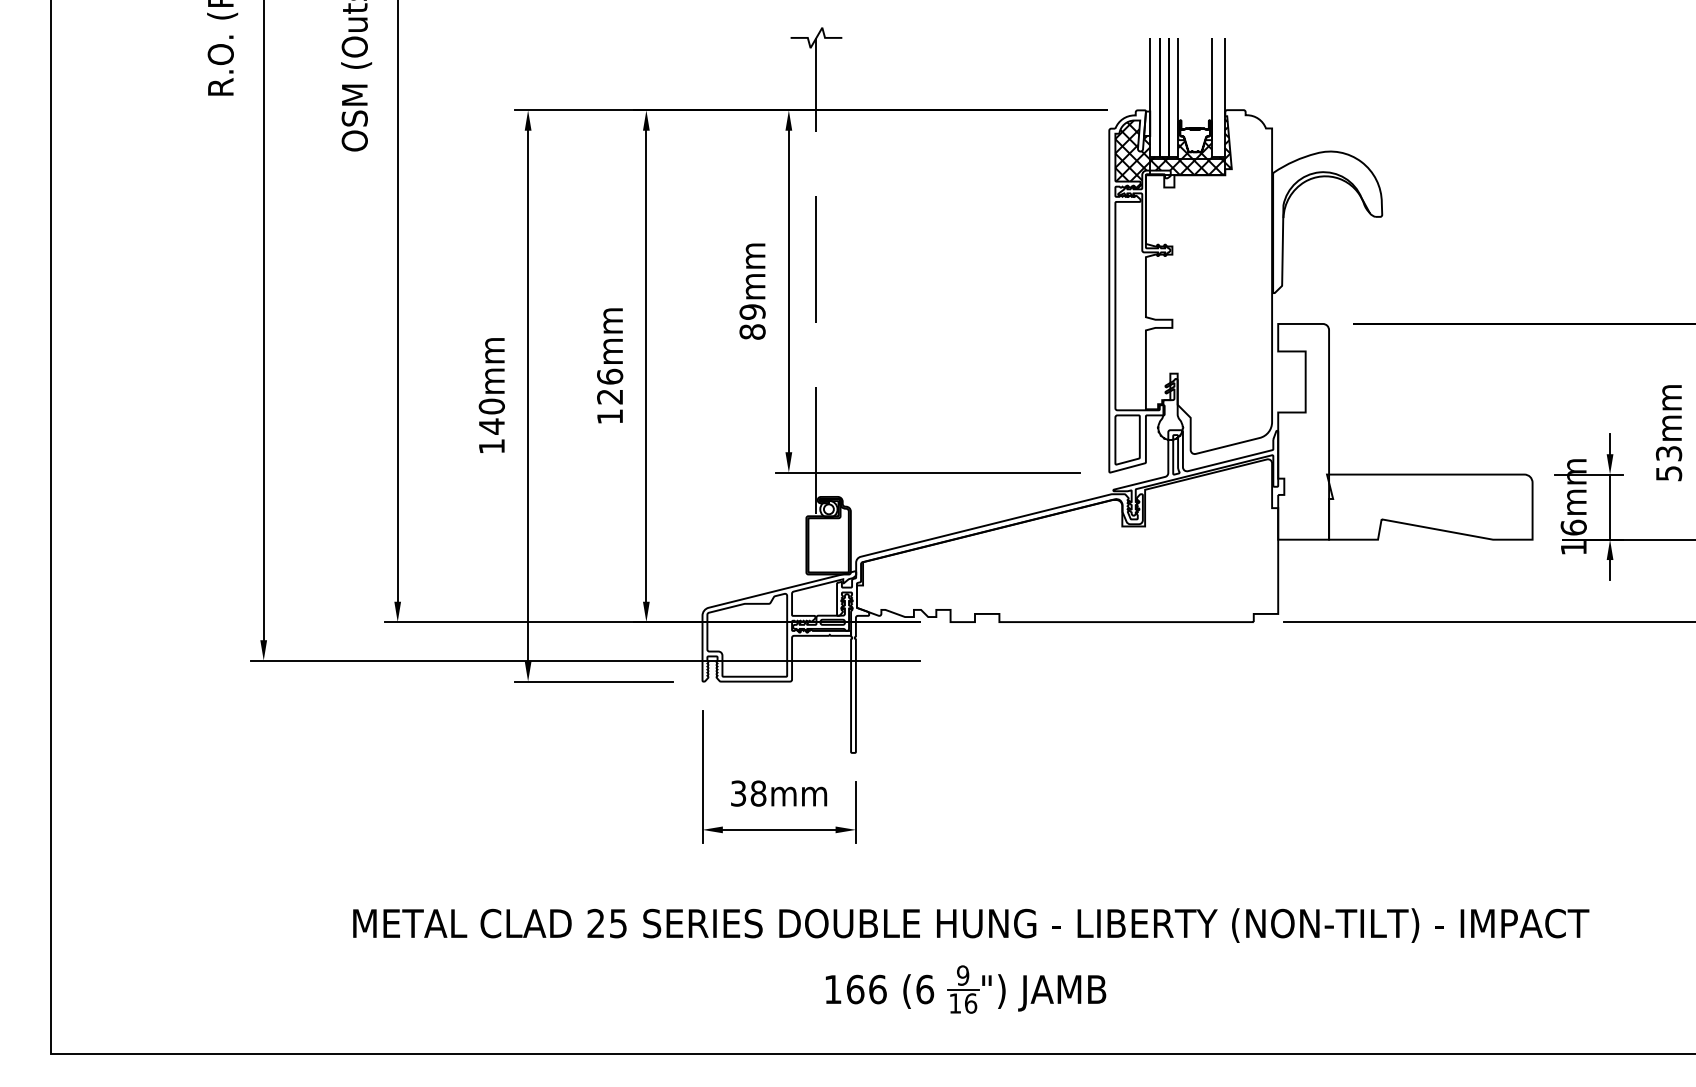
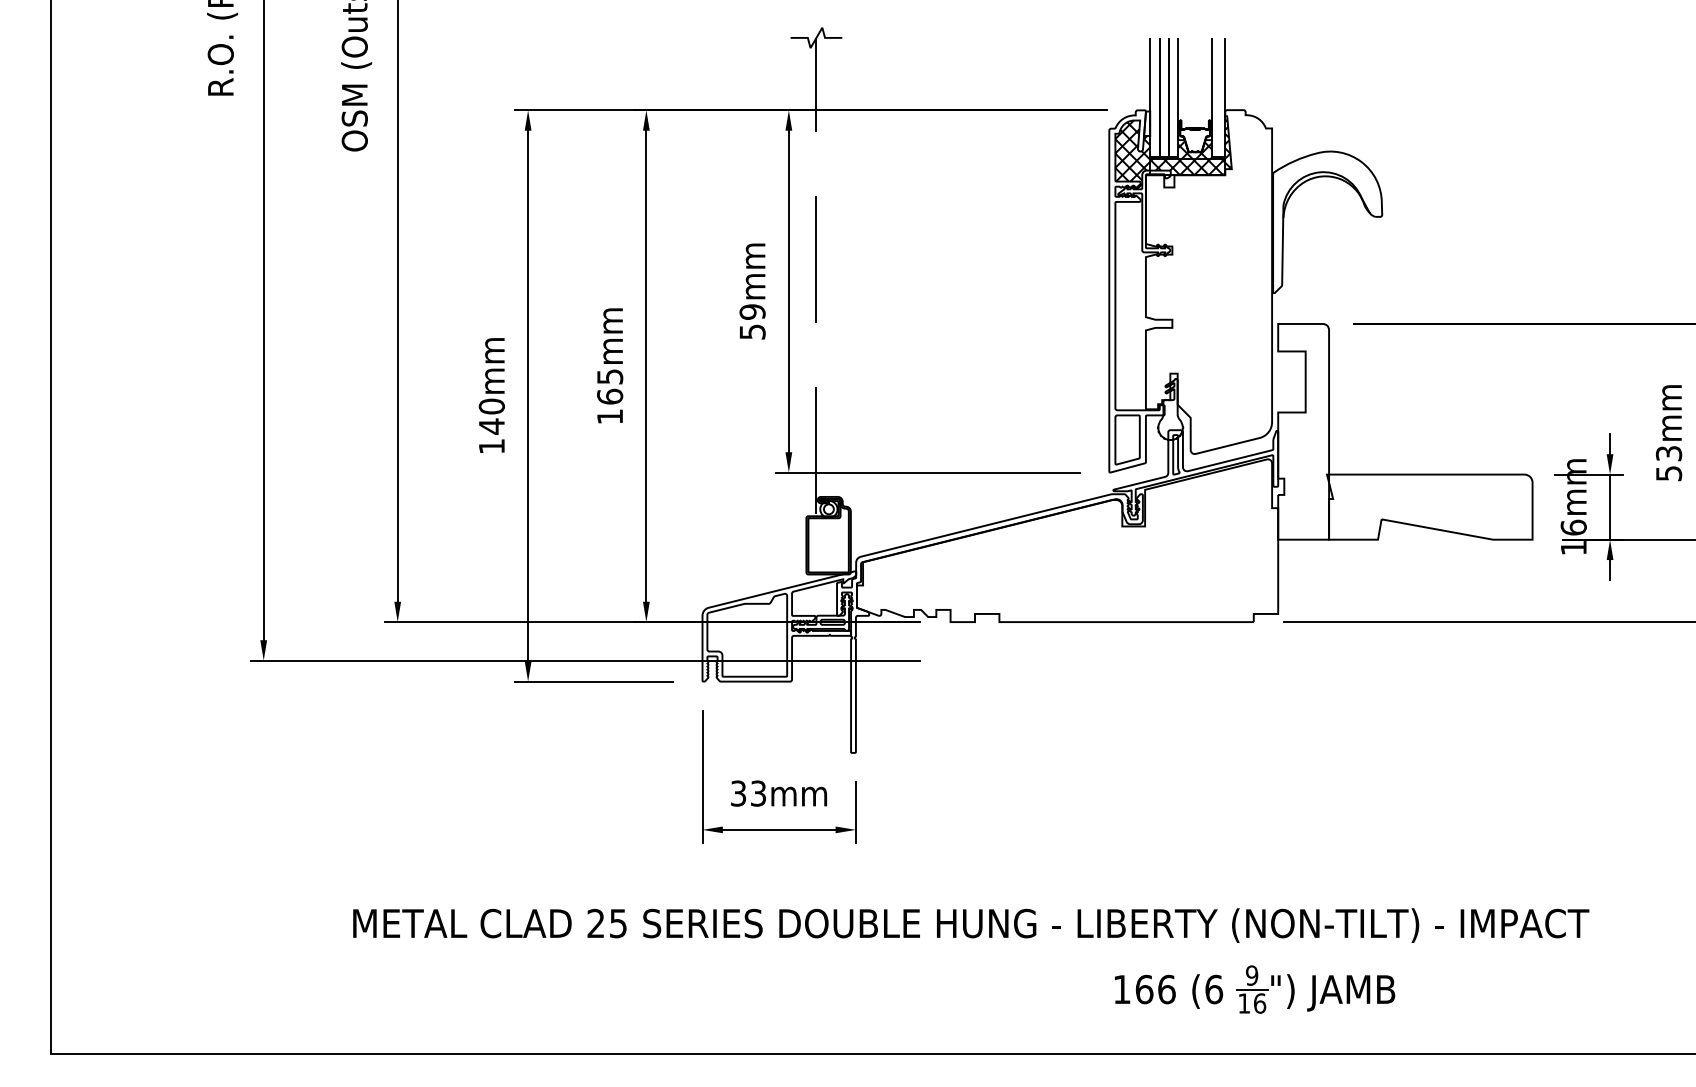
text: 89mm -> 59mm (752, 331)
text: 126mm -> 165mm (610, 386)
text: 38mm -> 33mm (758, 793)
part position: (966, 989) -> (1255, 989) (1255, 989)
